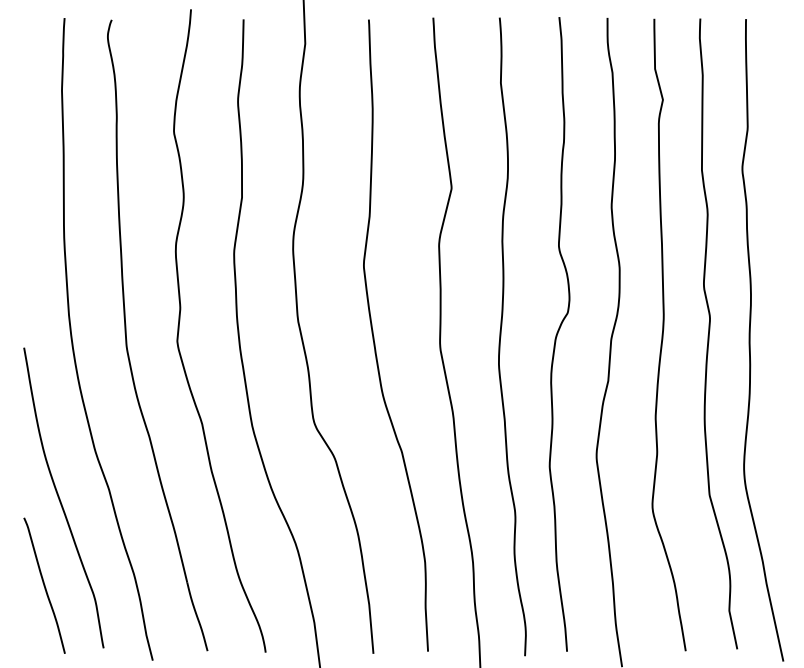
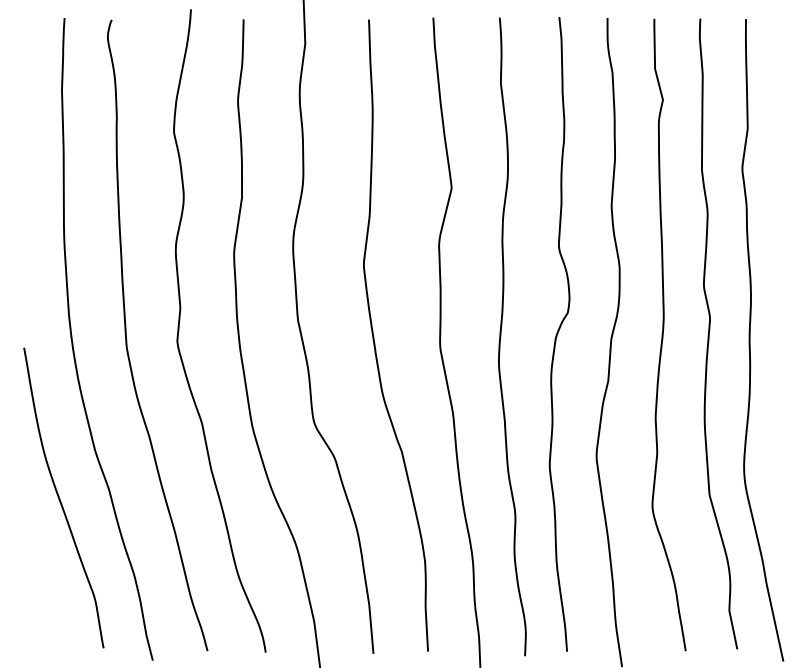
curve: present -> none (44, 585)
